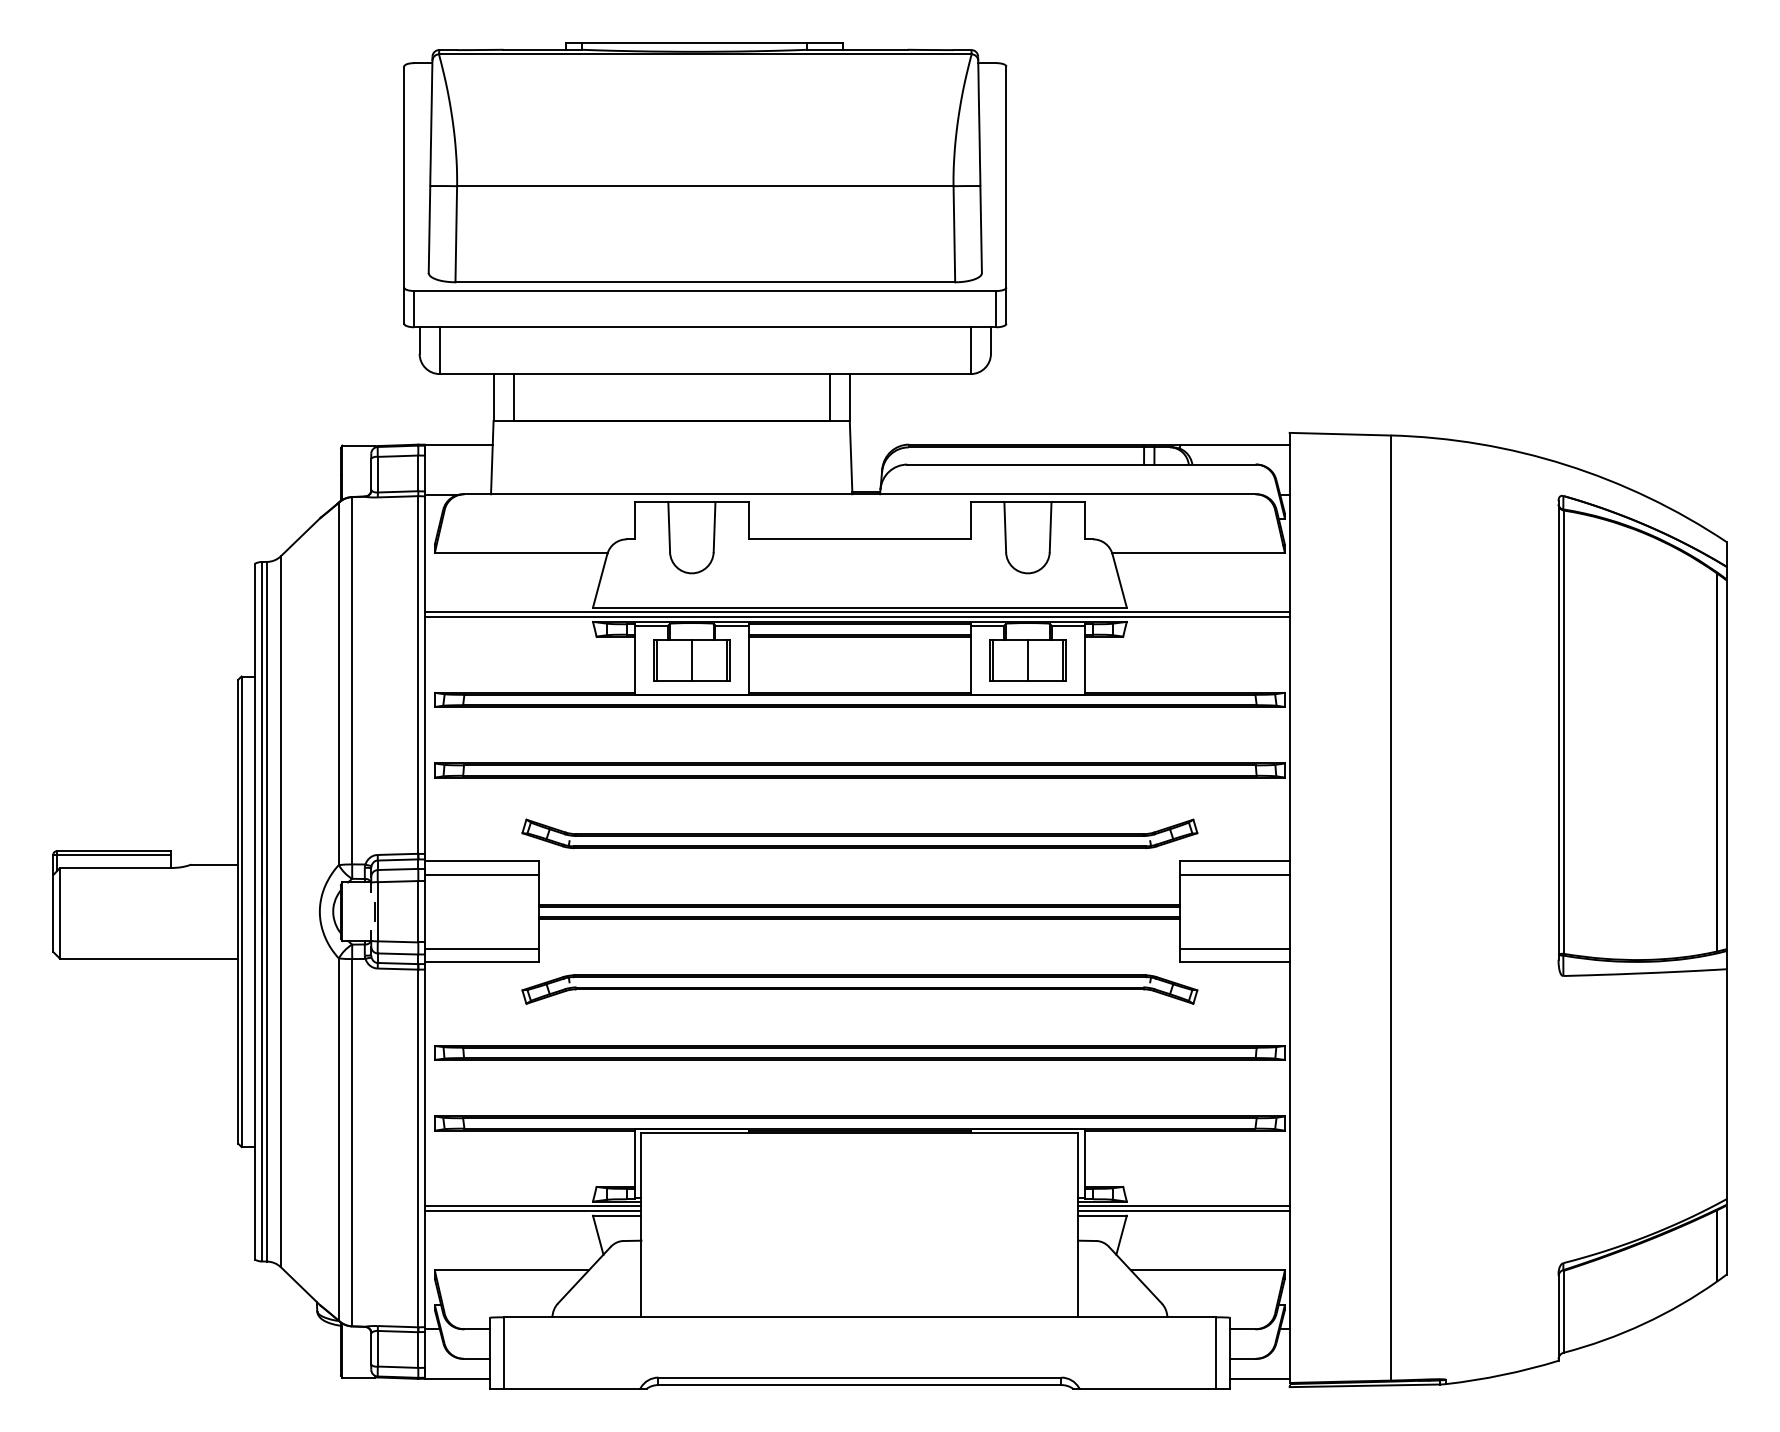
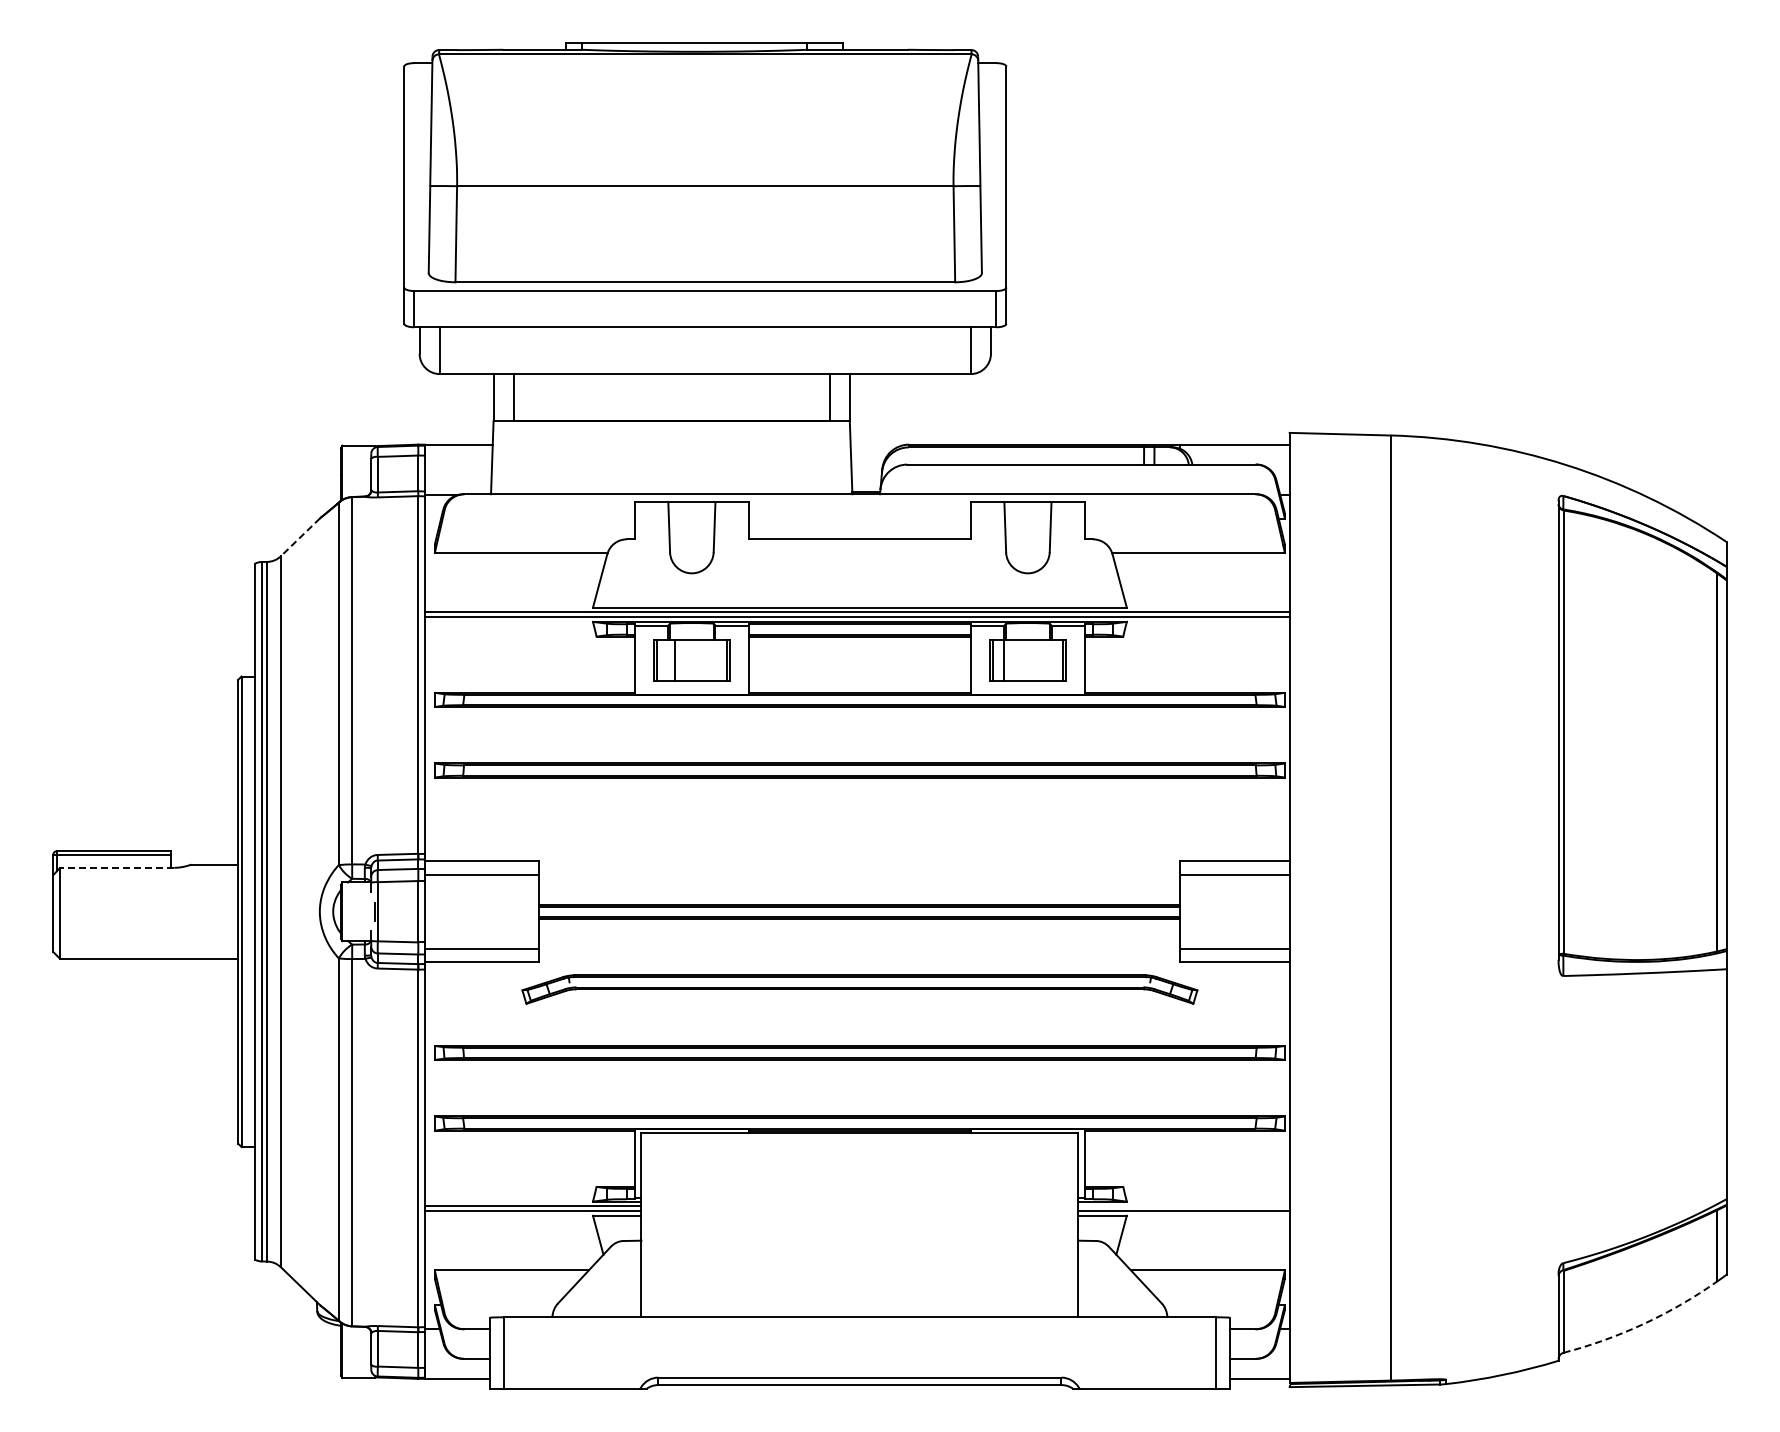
line: solid -> dashed (300, 537)
line position: (691, 659) -> (674, 659) (674, 659)
line position: (1027, 659) -> (1003, 659) (1003, 659)
part: present -> none (859, 833)
line: solid -> dashed (116, 867)
line: present -> none (1183, 1206)
arc: solid -> dashed (1643, 1324)
